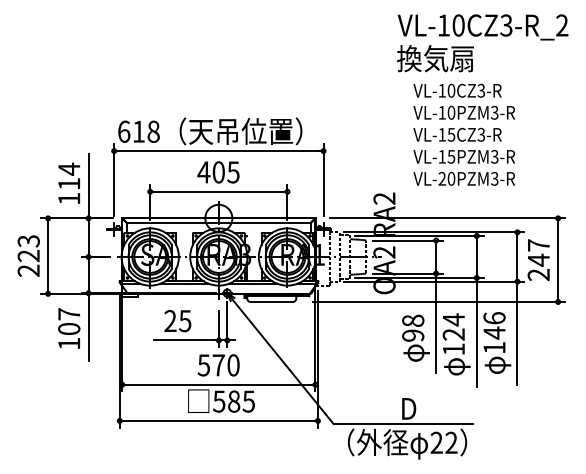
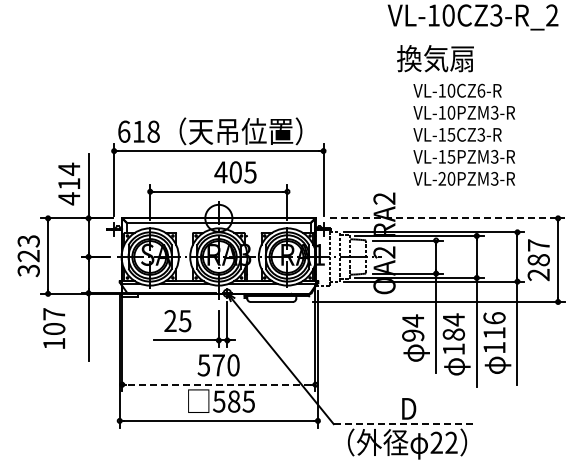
text position: (482, 27) -> (472, 17) (472, 17)
text: VL-10CZ3-R -> VL-10CZ6-R (481, 90)
text position: (218, 172) -> (235, 172) (235, 172)
text: 114 -> 414 (69, 198)
line: solid -> dashed (448, 218)
text: 247 -> 287 (538, 259)
text: 223 -> 323 (28, 270)
text: 98 -> 94 (413, 320)
text position: (69, 328) -> (54, 328) (54, 328)
text: 146 -> 116 (494, 332)
text: 124 -> 184 (453, 334)
line: solid -> dashed (218, 384)
line: solid -> dashed (403, 424)
